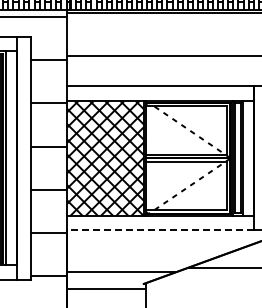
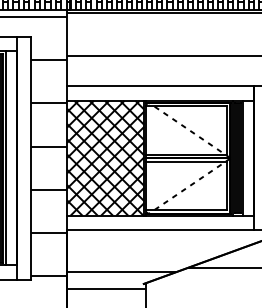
hatch: none -> present (238, 158)
line: dashed -> solid (160, 230)
